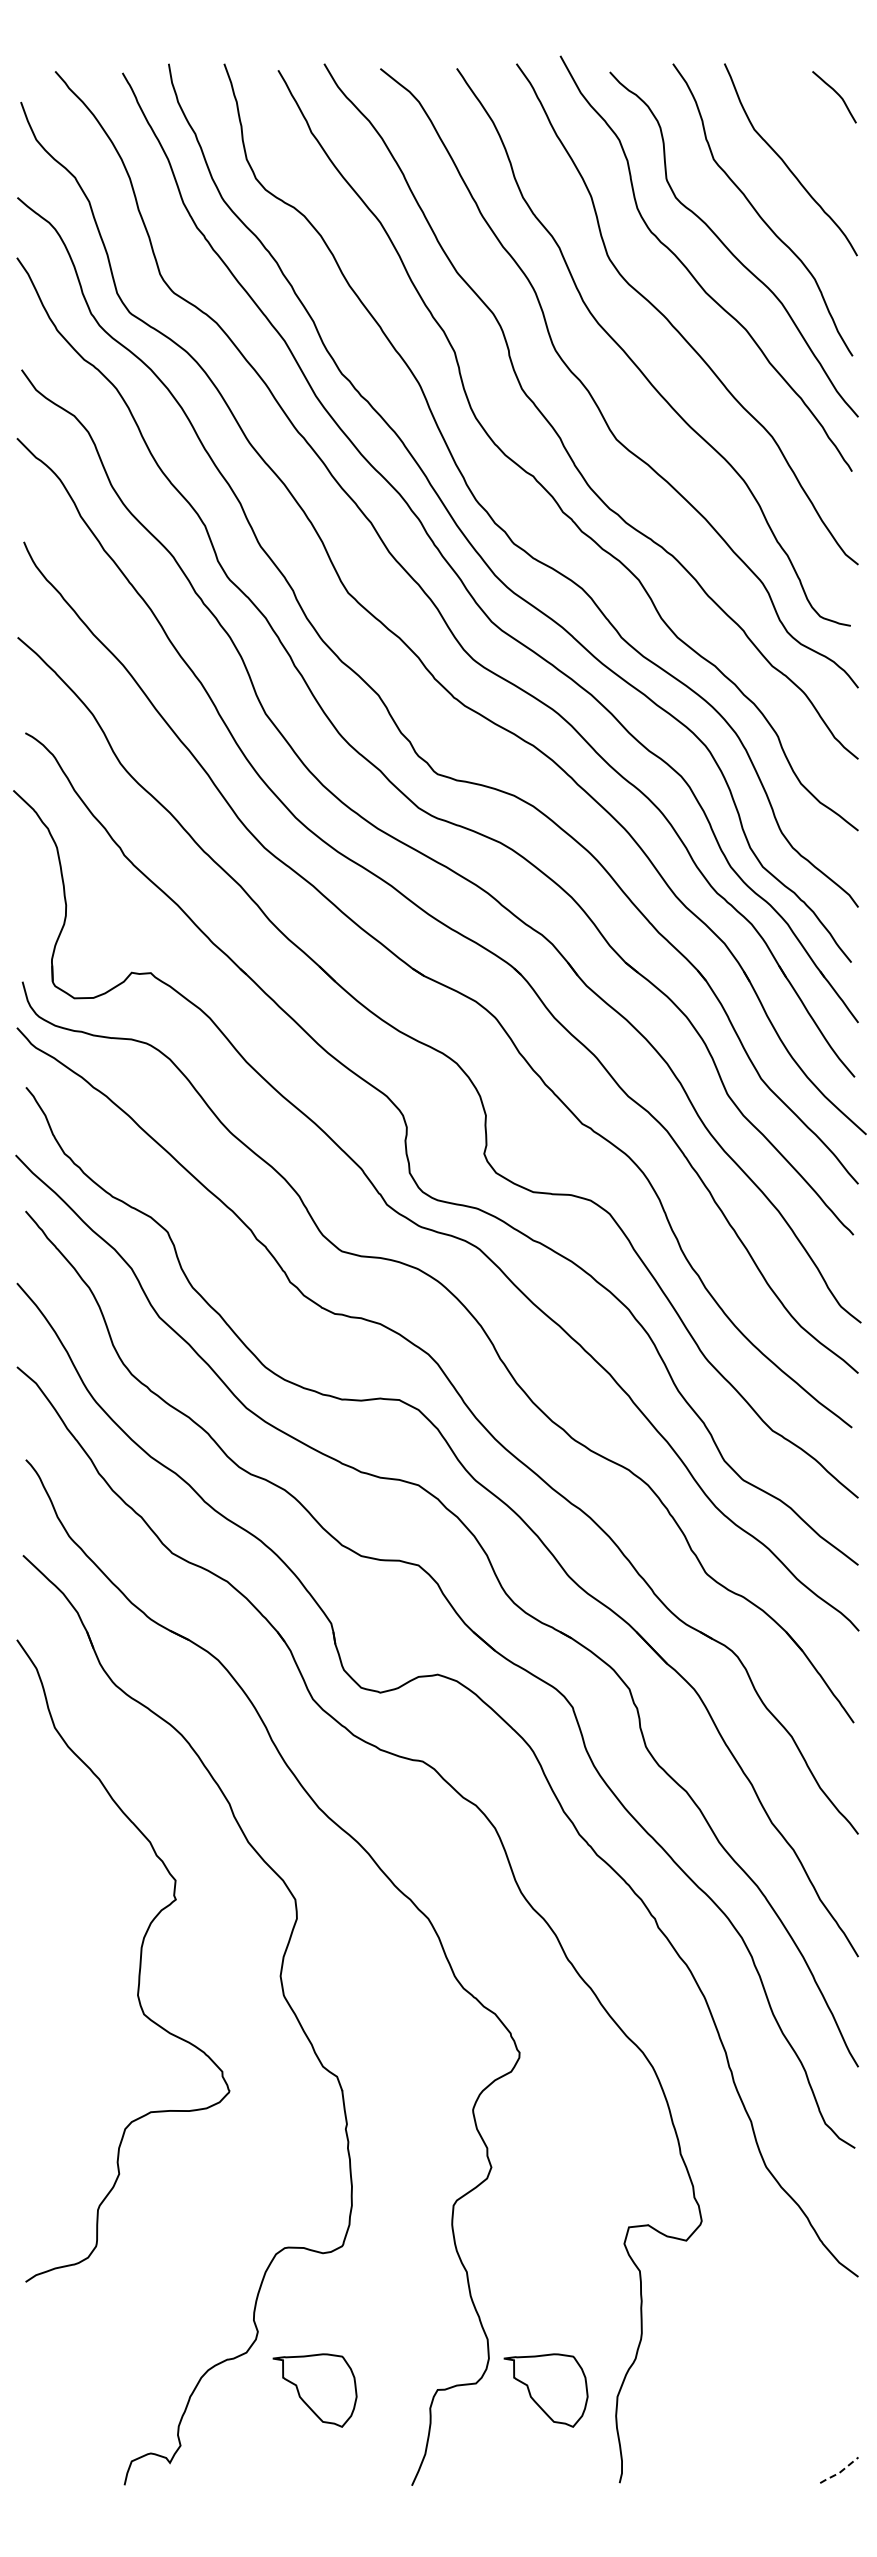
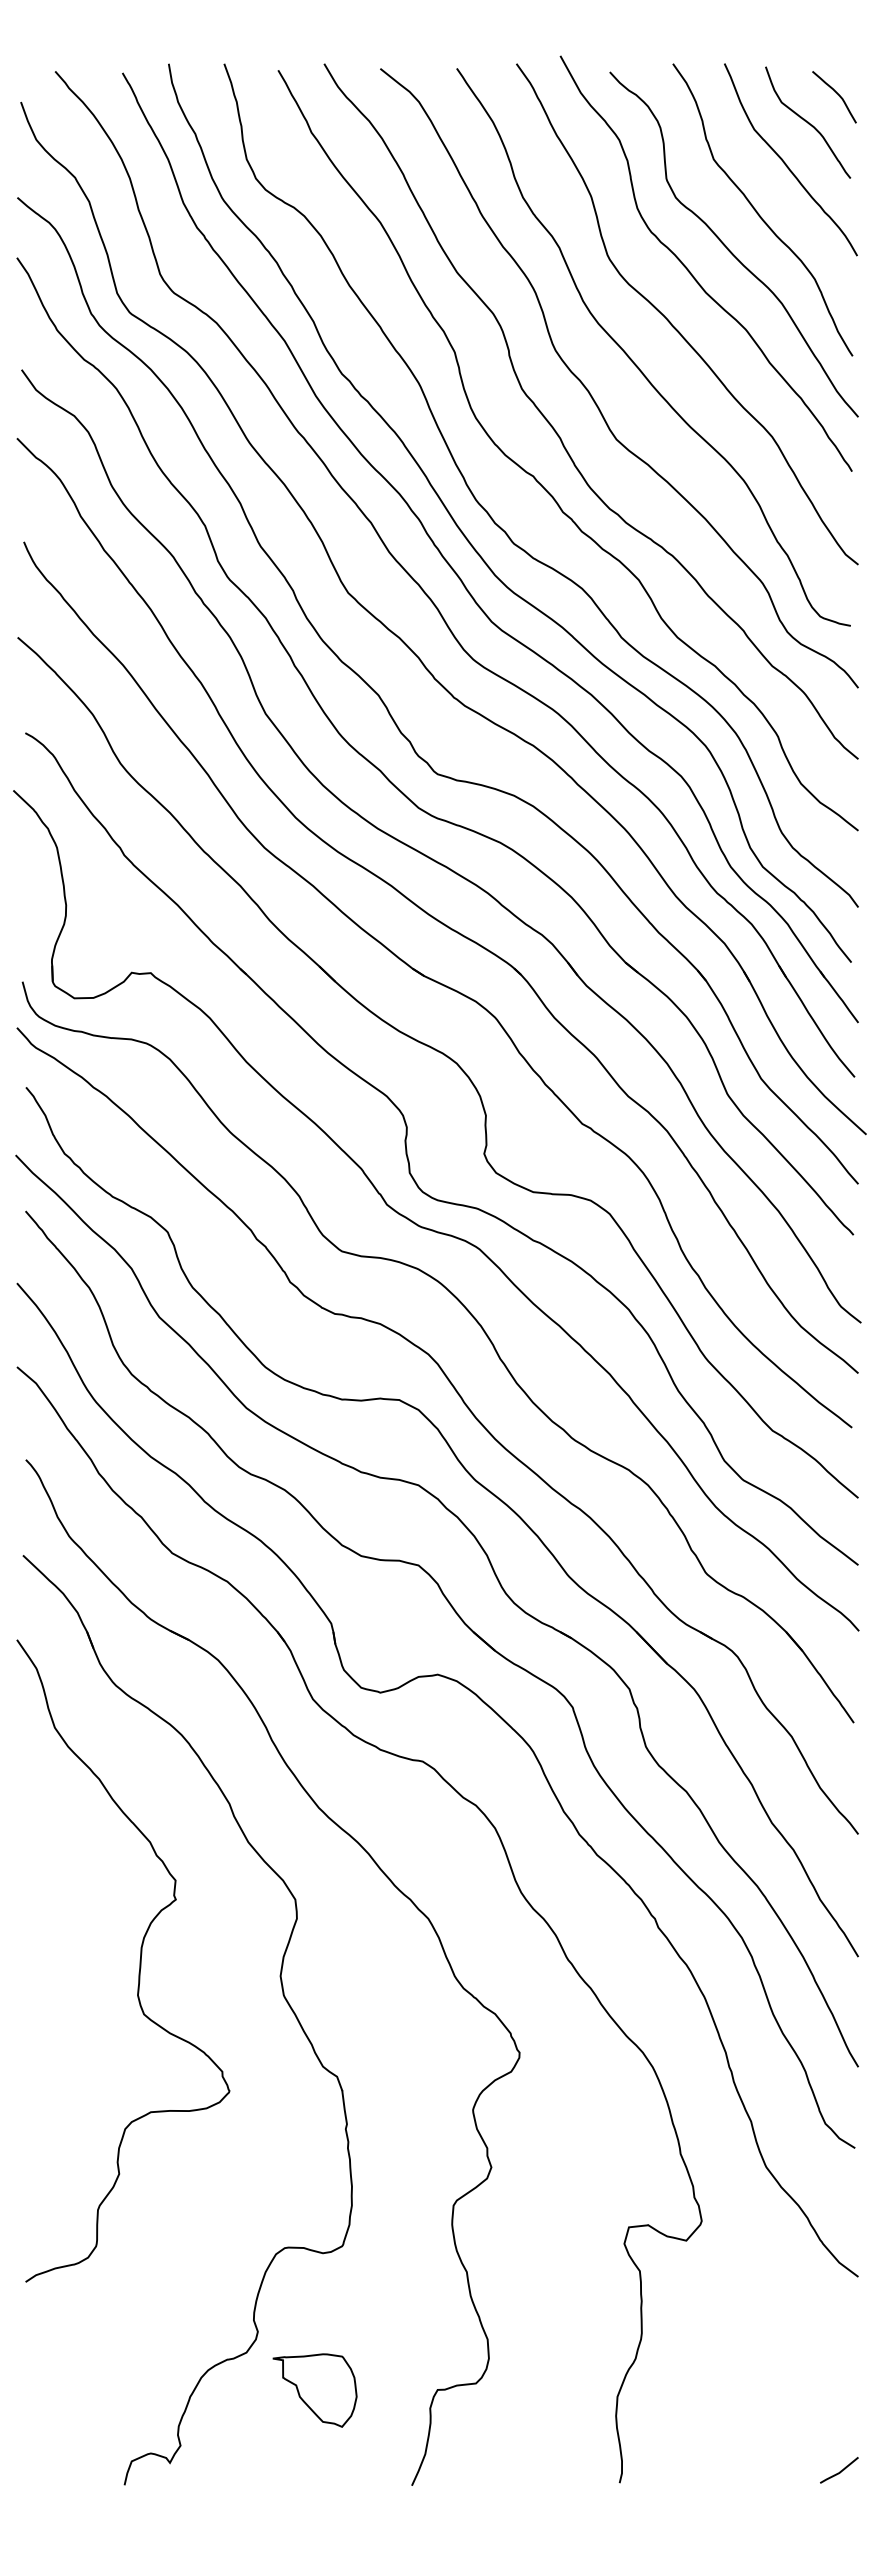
curve: none -> present (808, 122)
part: present -> none (545, 2390)
line: dashed -> solid (839, 2473)
